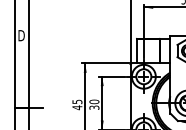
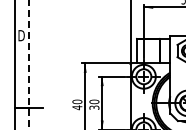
line: solid -> dashed (28, 64)
text: 45 -> 40 (77, 101)
